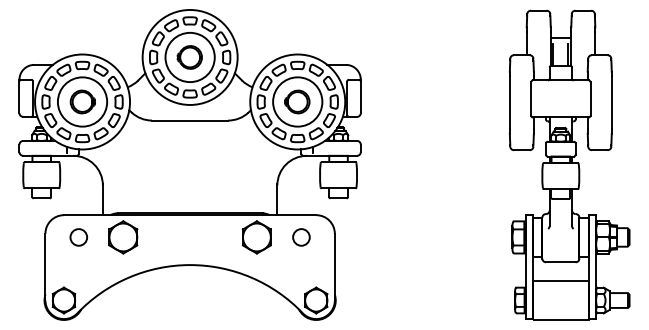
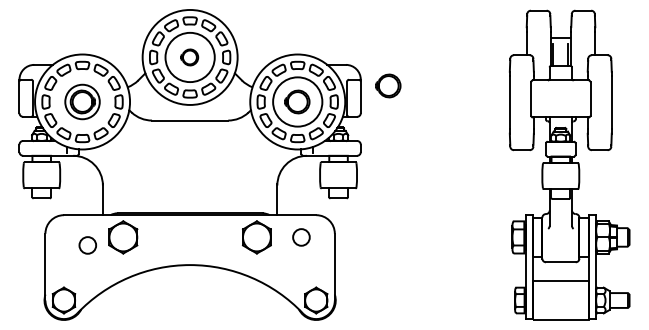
part size: 27x25 px -> 20x19 px (189, 57)
part: none -> present (388, 85)
circle diameter: 49 px -> 34 px (82, 101)
circle position: (78, 237) -> (87, 245) (87, 245)
